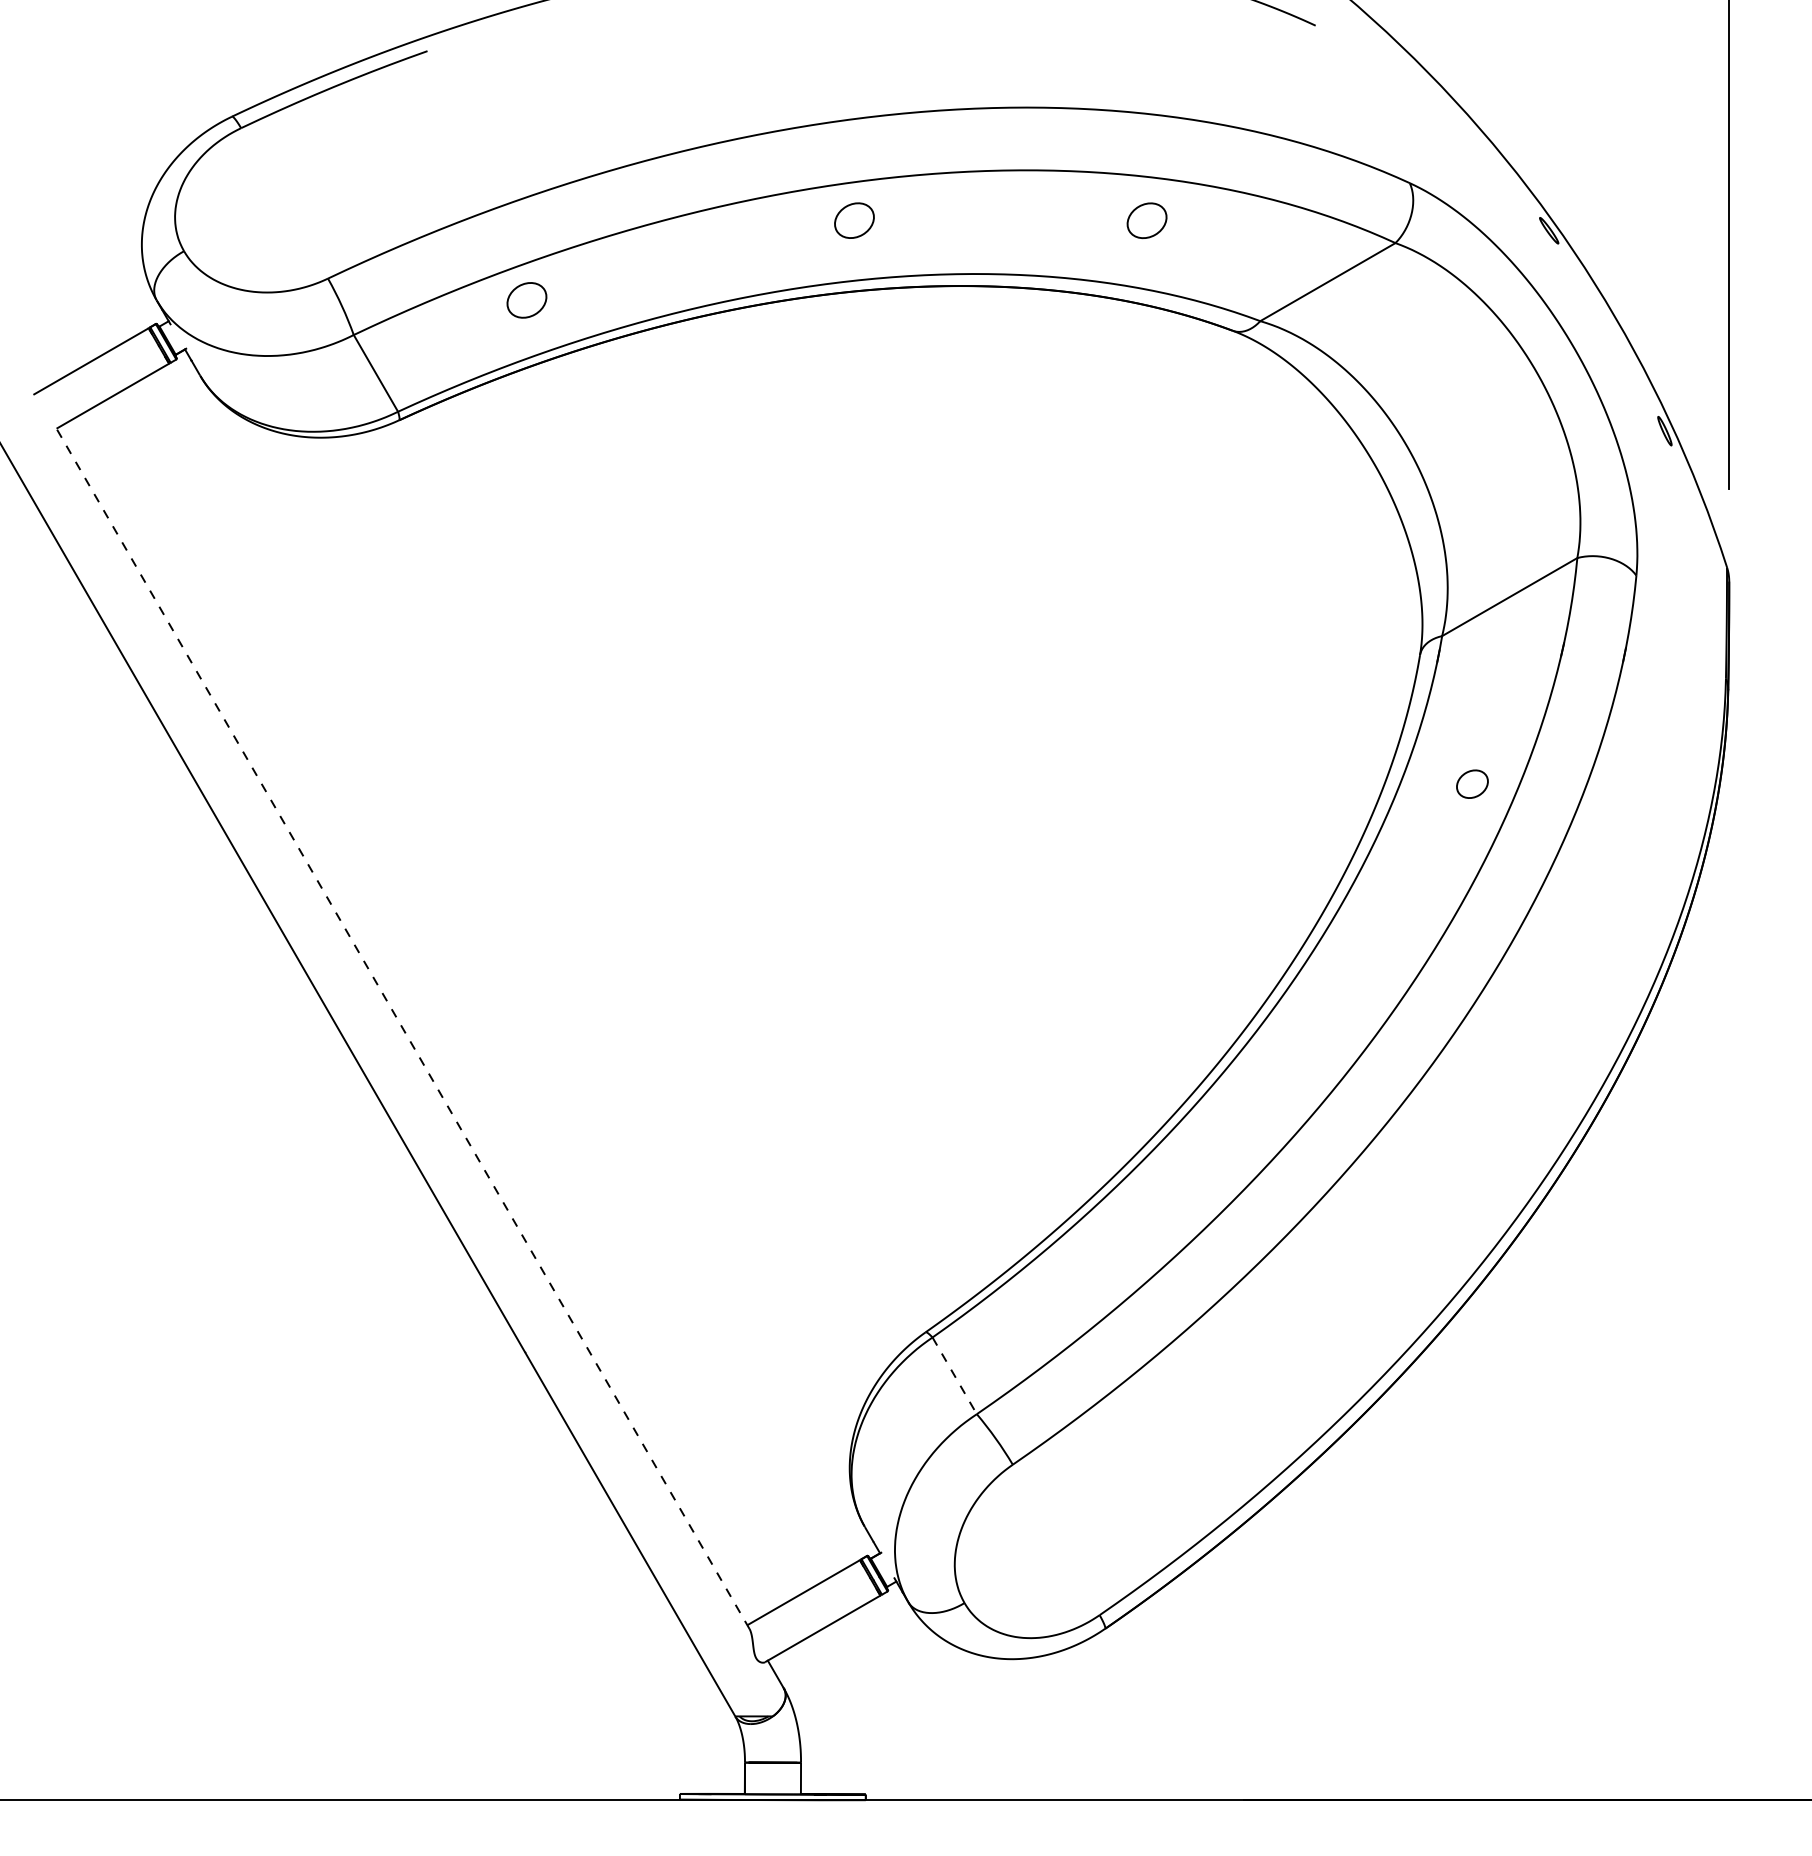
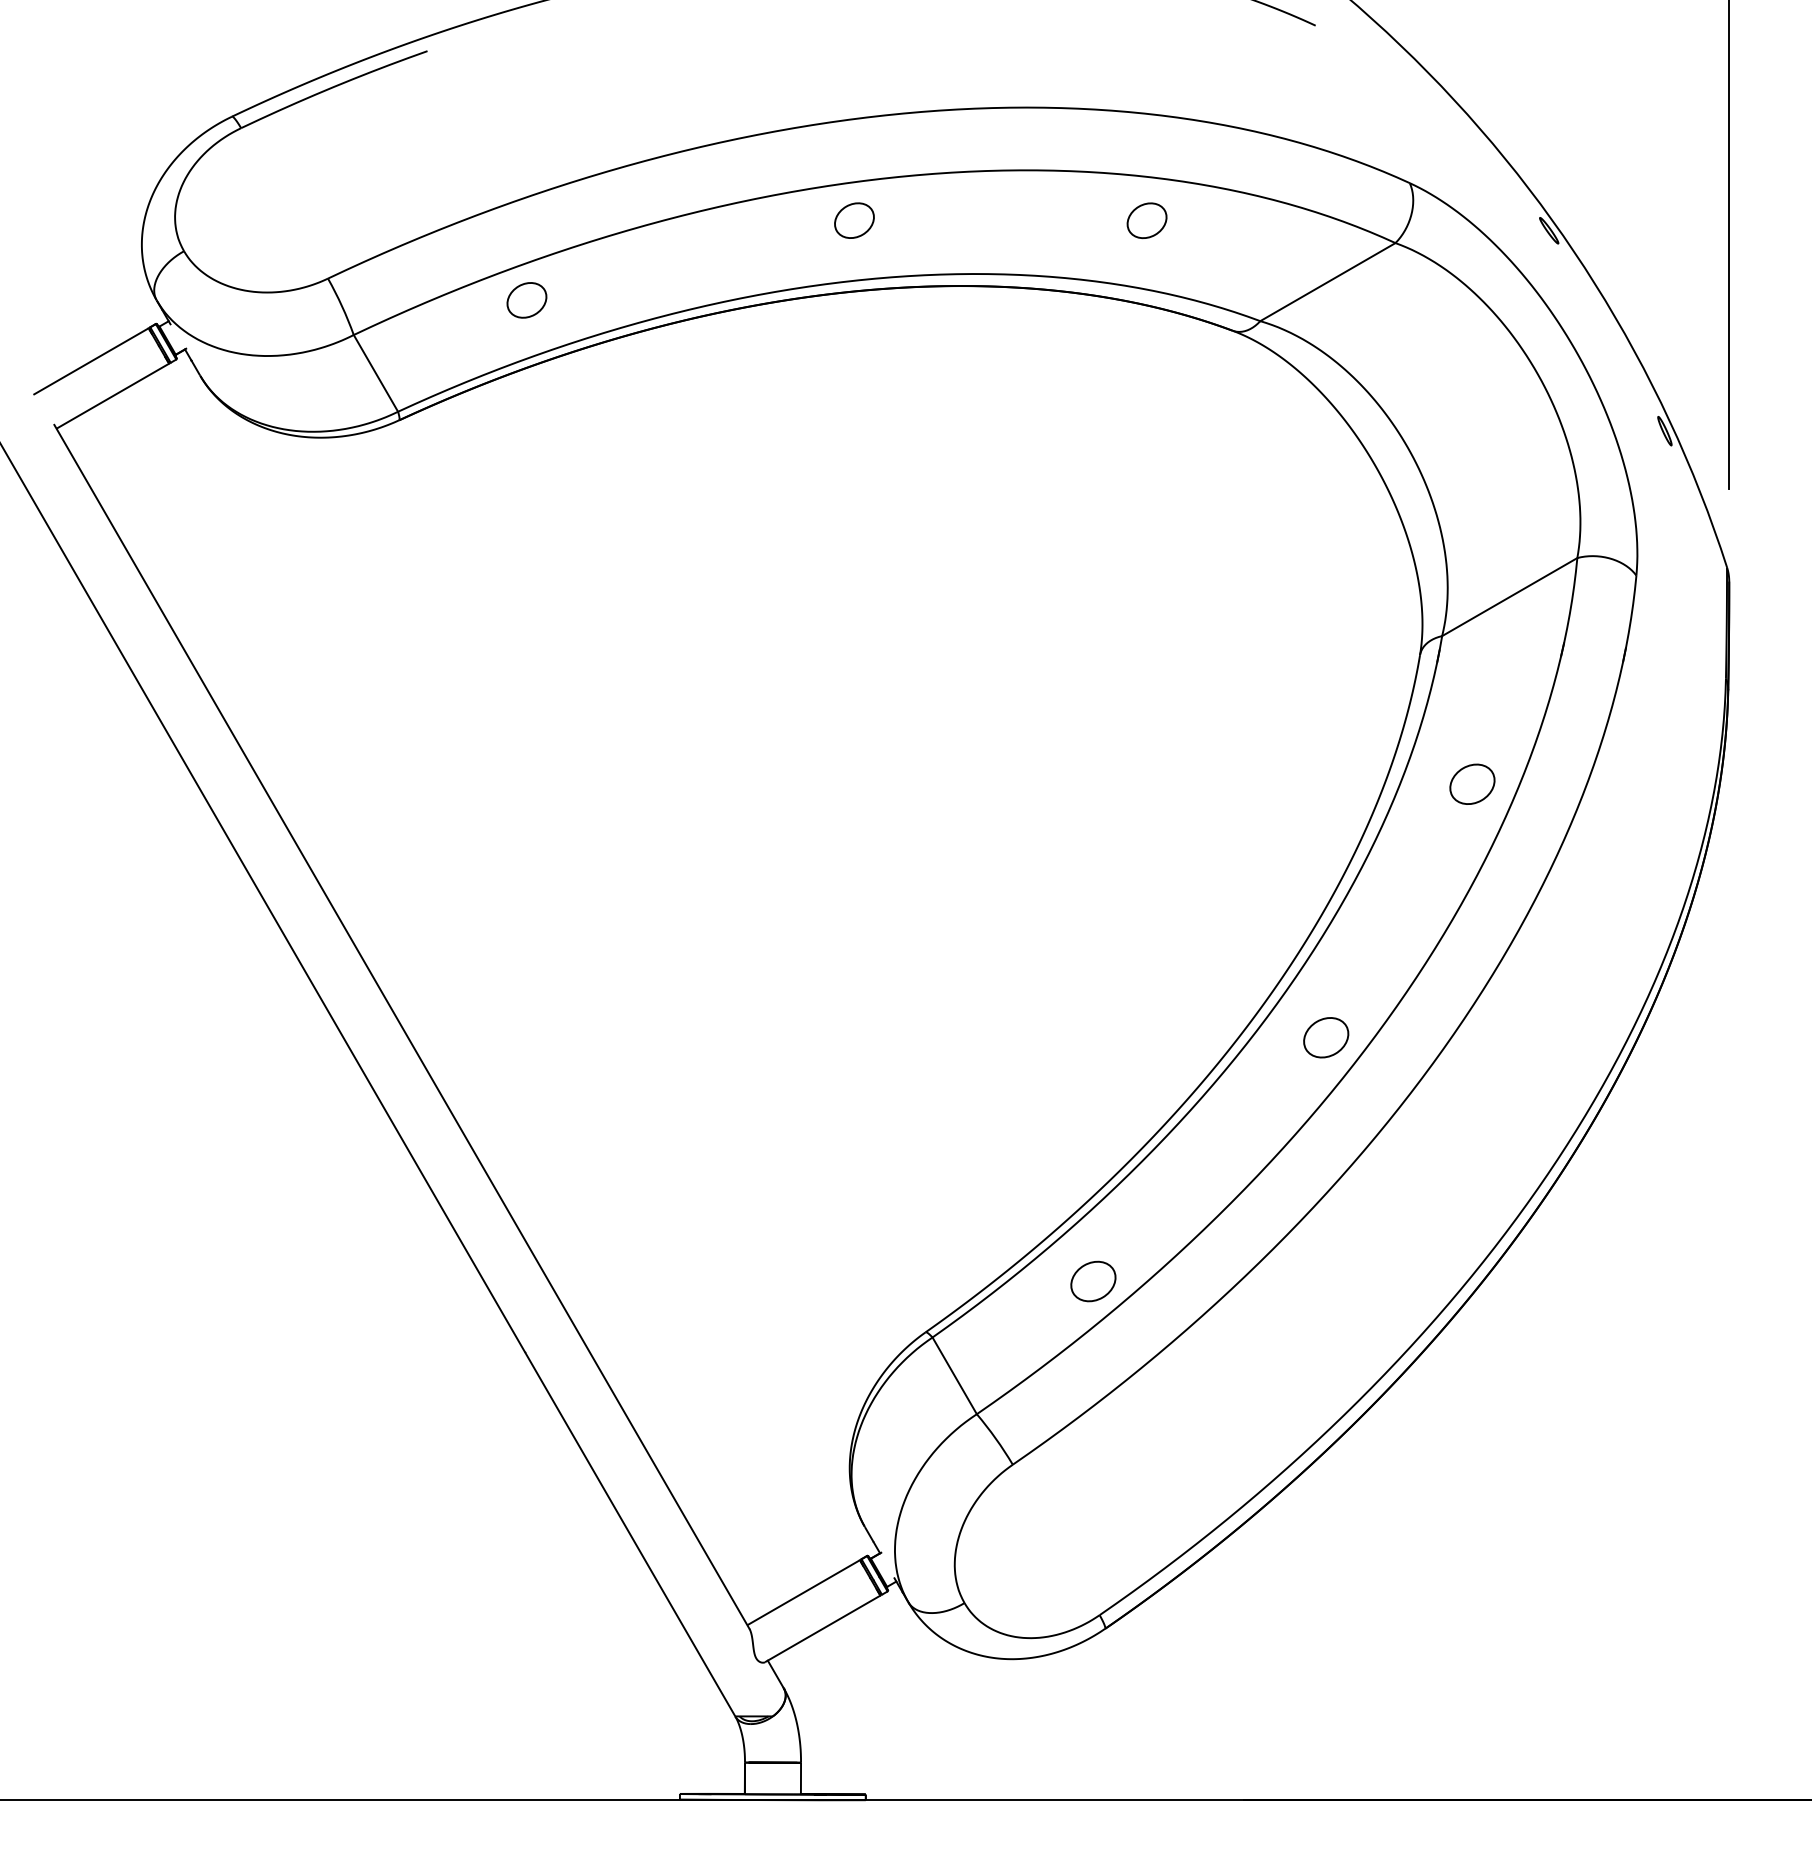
part size: 33x30 px -> 47x42 px (1472, 783)
line: dashed -> solid (401, 1026)
part: none -> present (1326, 1037)
part: none -> present (1093, 1281)
line: dashed -> solid (954, 1376)
